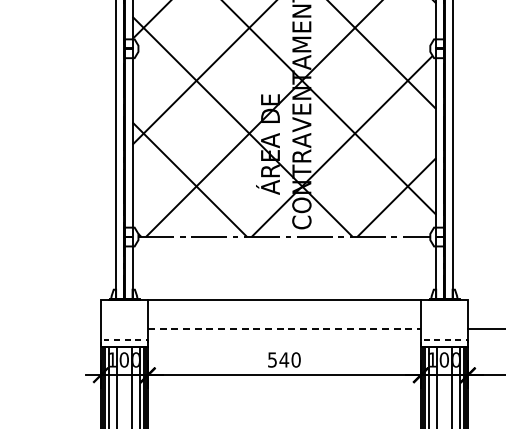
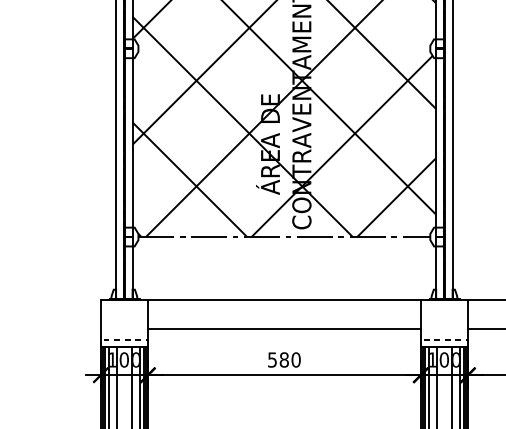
line: none -> present (484, 300)
line: dashed -> solid (284, 328)
text: 540 -> 580 (284, 359)
